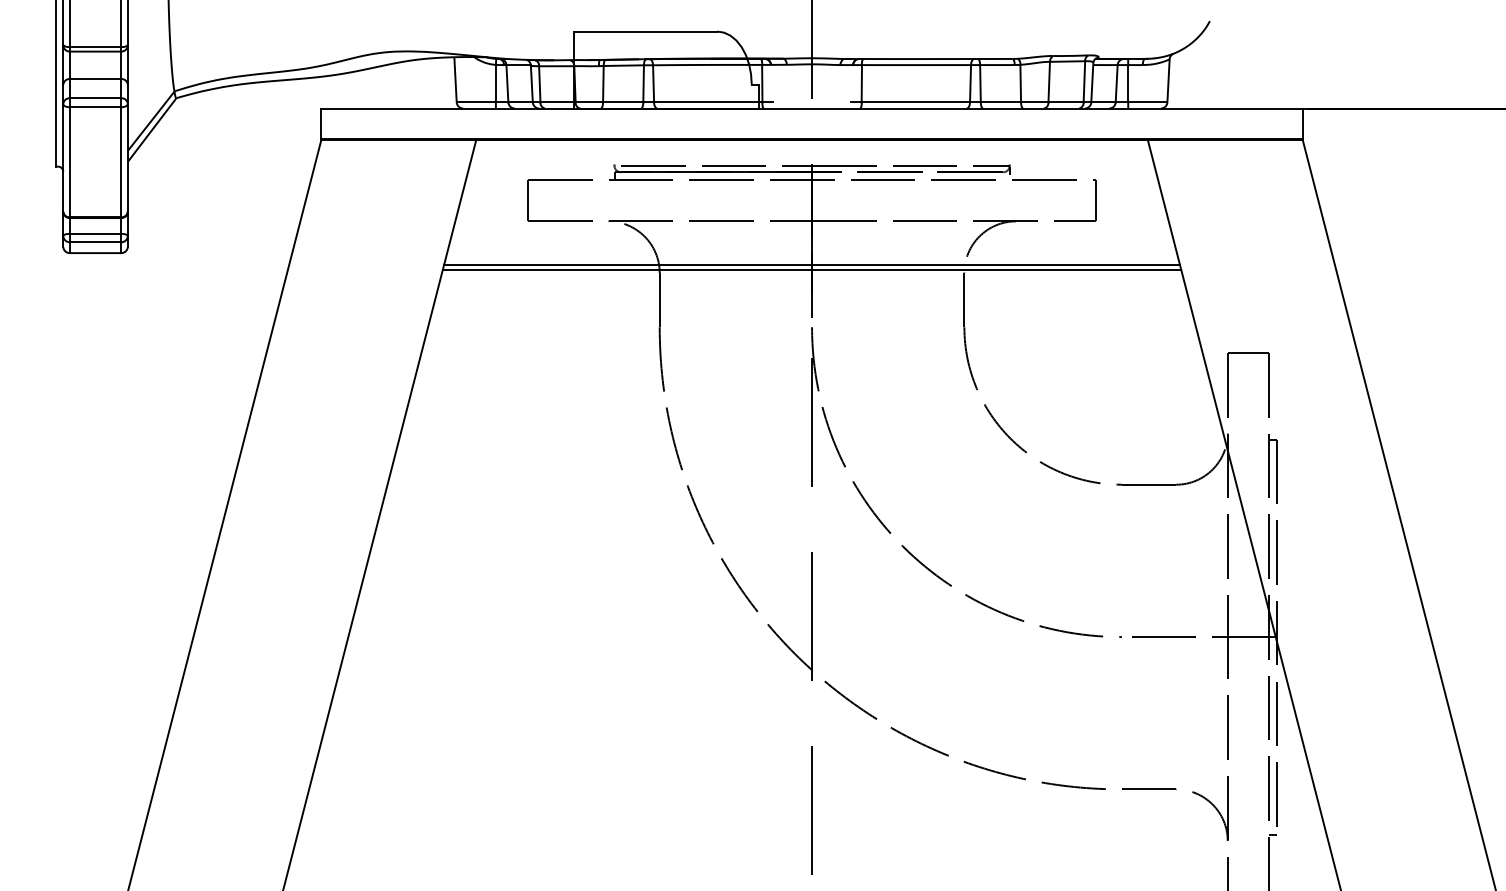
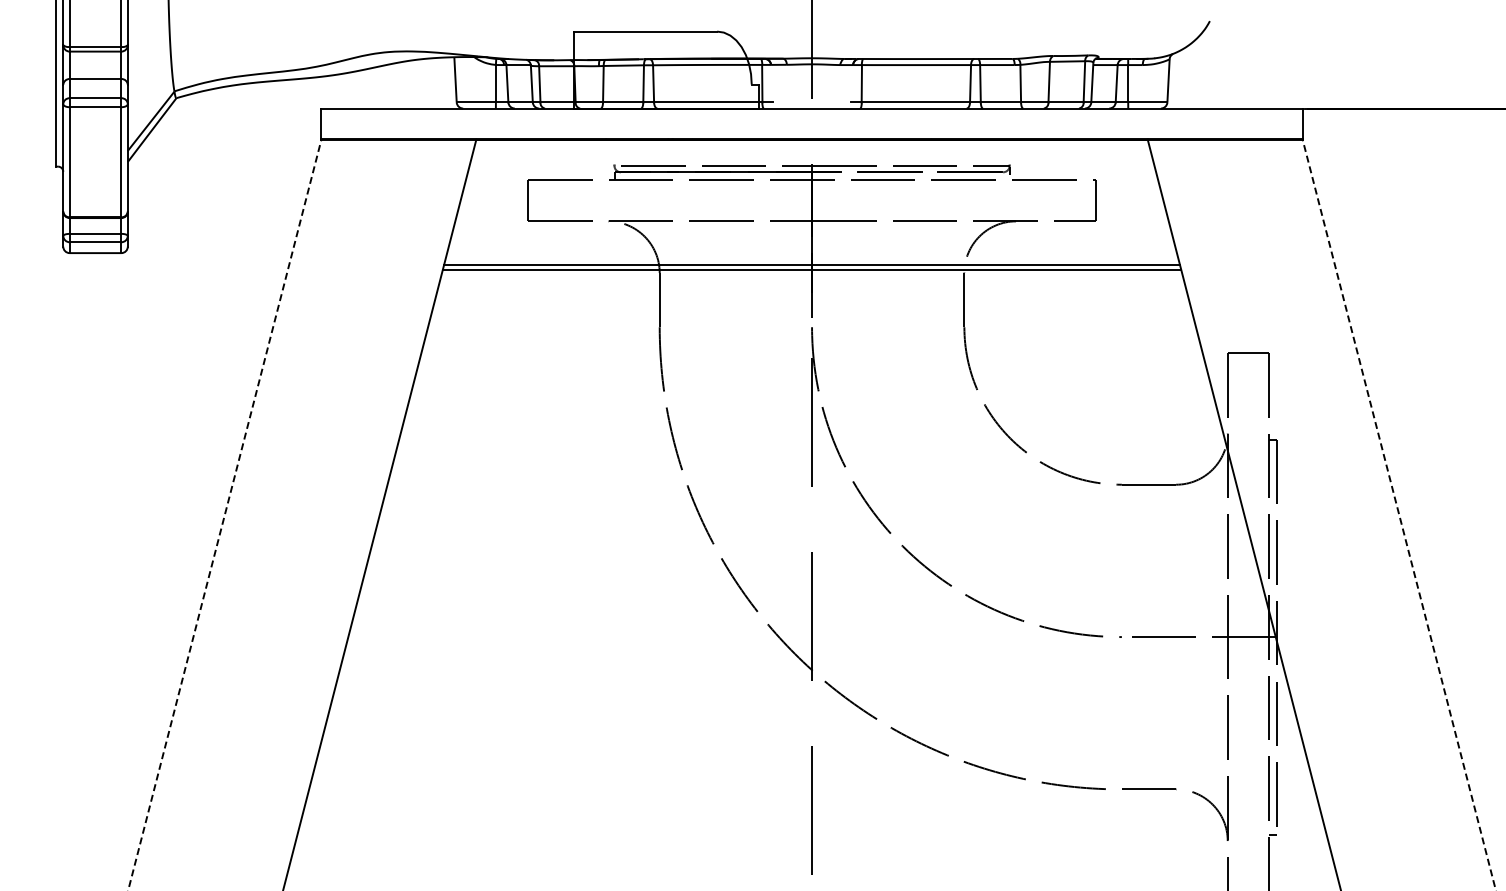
line: solid -> dashed (224, 515)
line: solid -> dashed (1399, 515)
